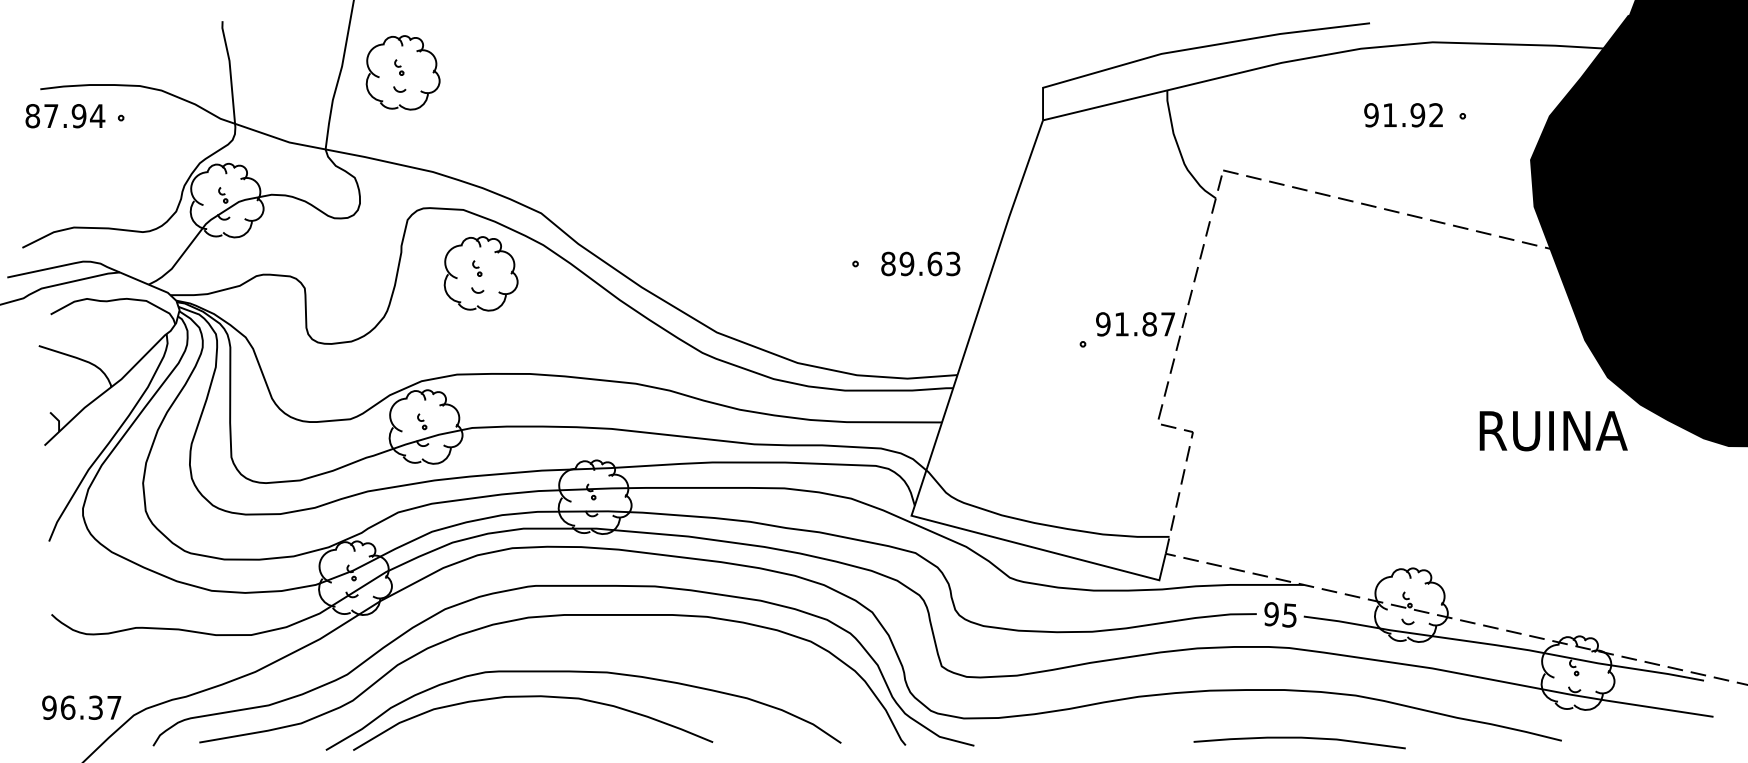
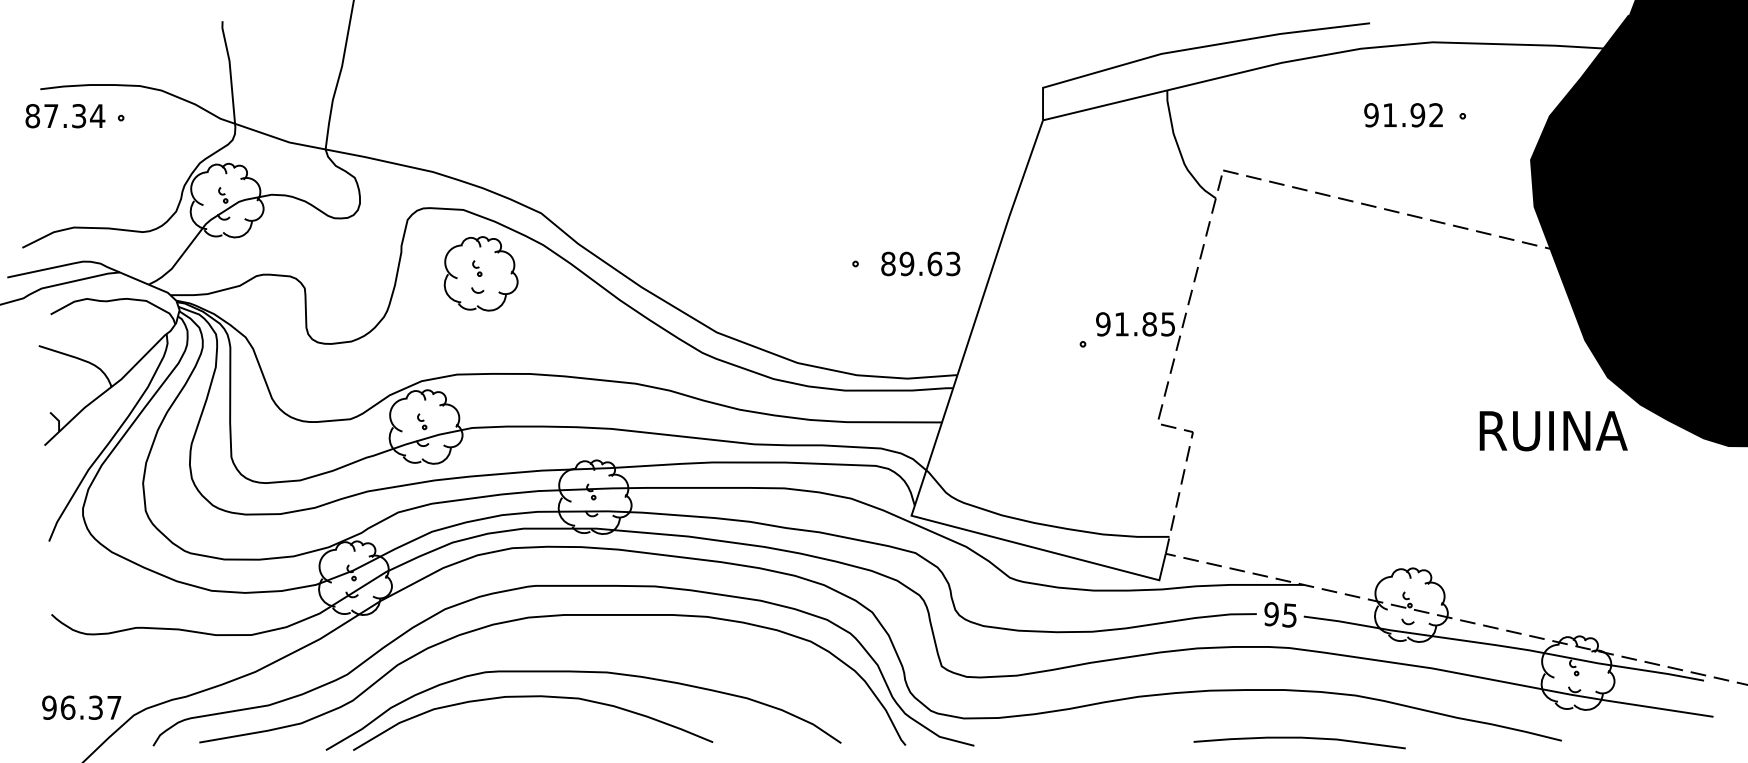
part: present -> none (402, 72)
text: 87.94 -> 87.34 (78, 116)
text: 91.87 -> 91.85 (1168, 324)
